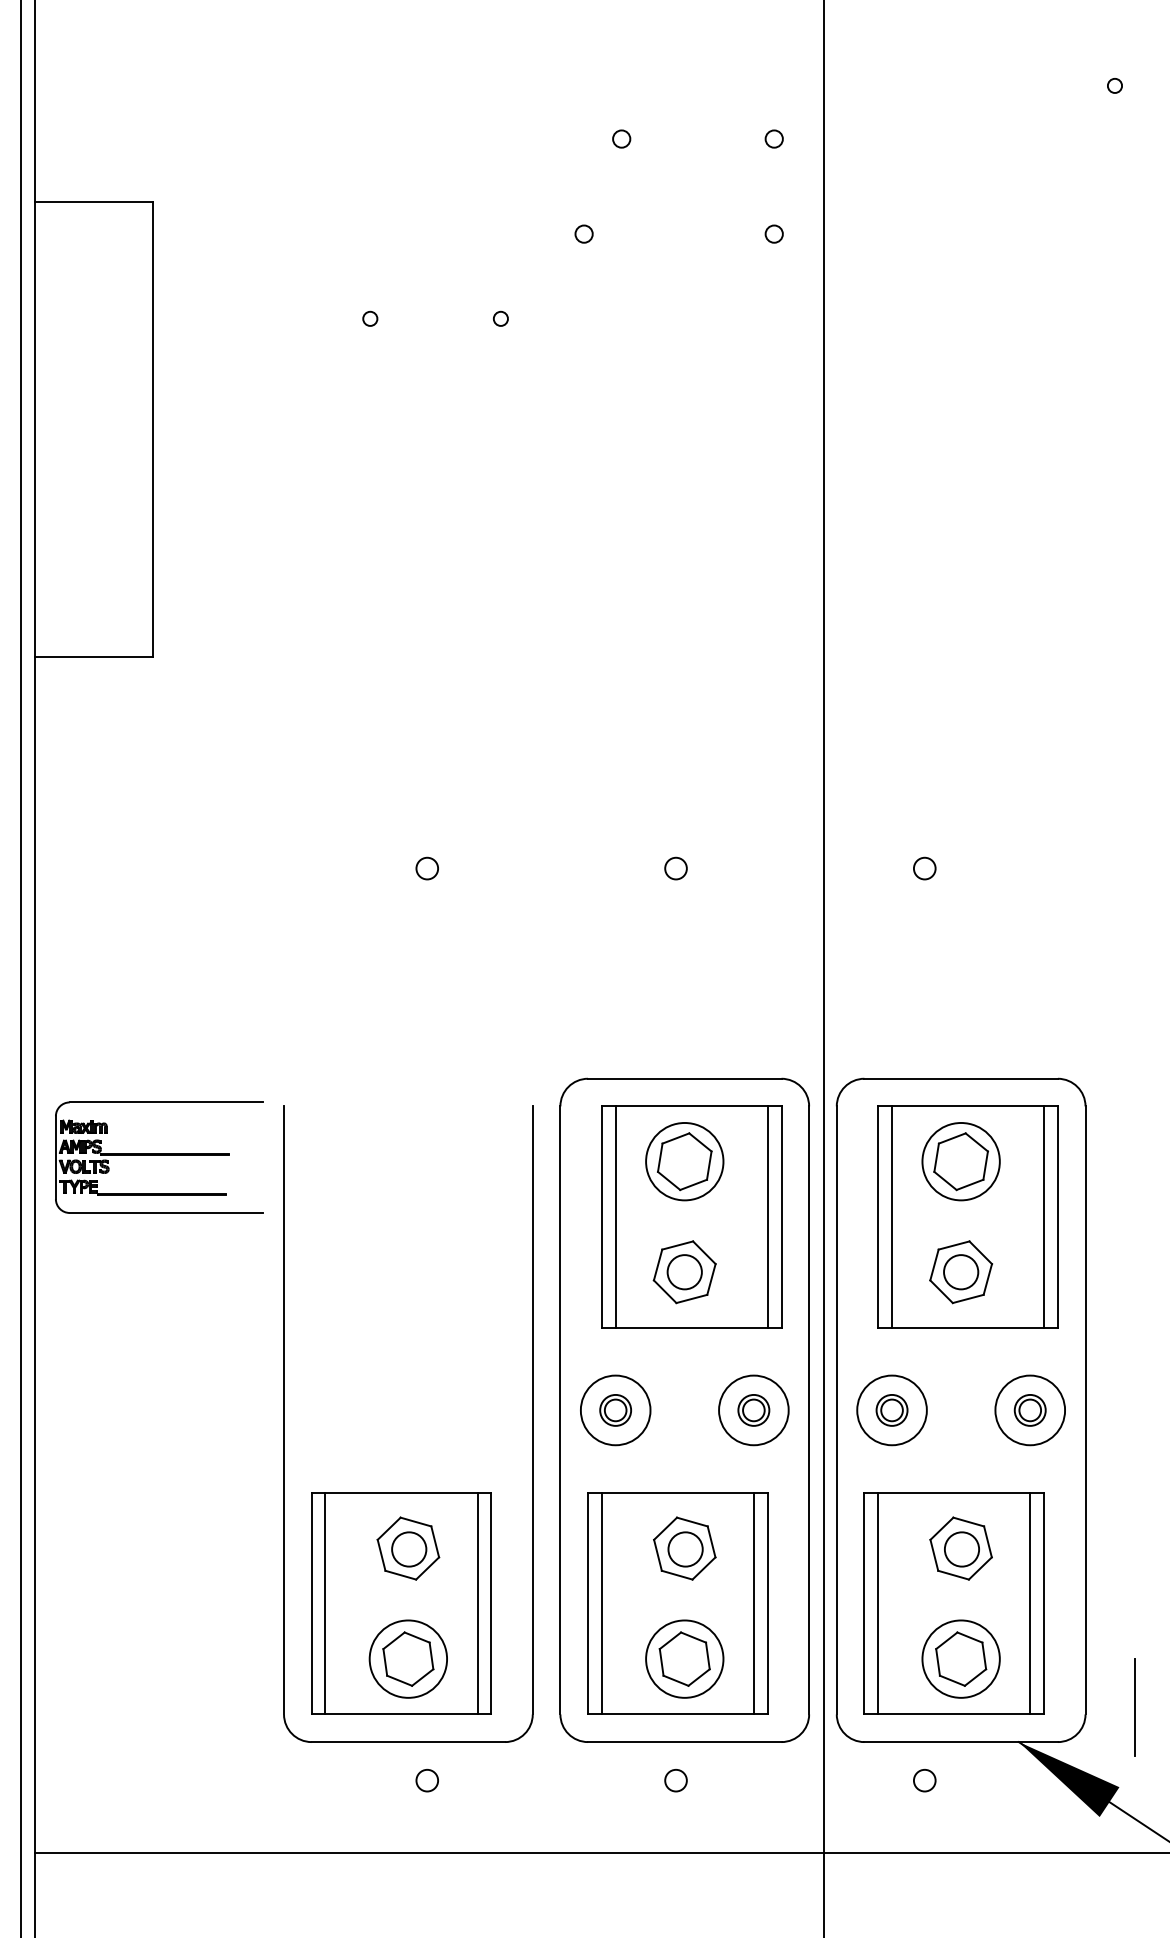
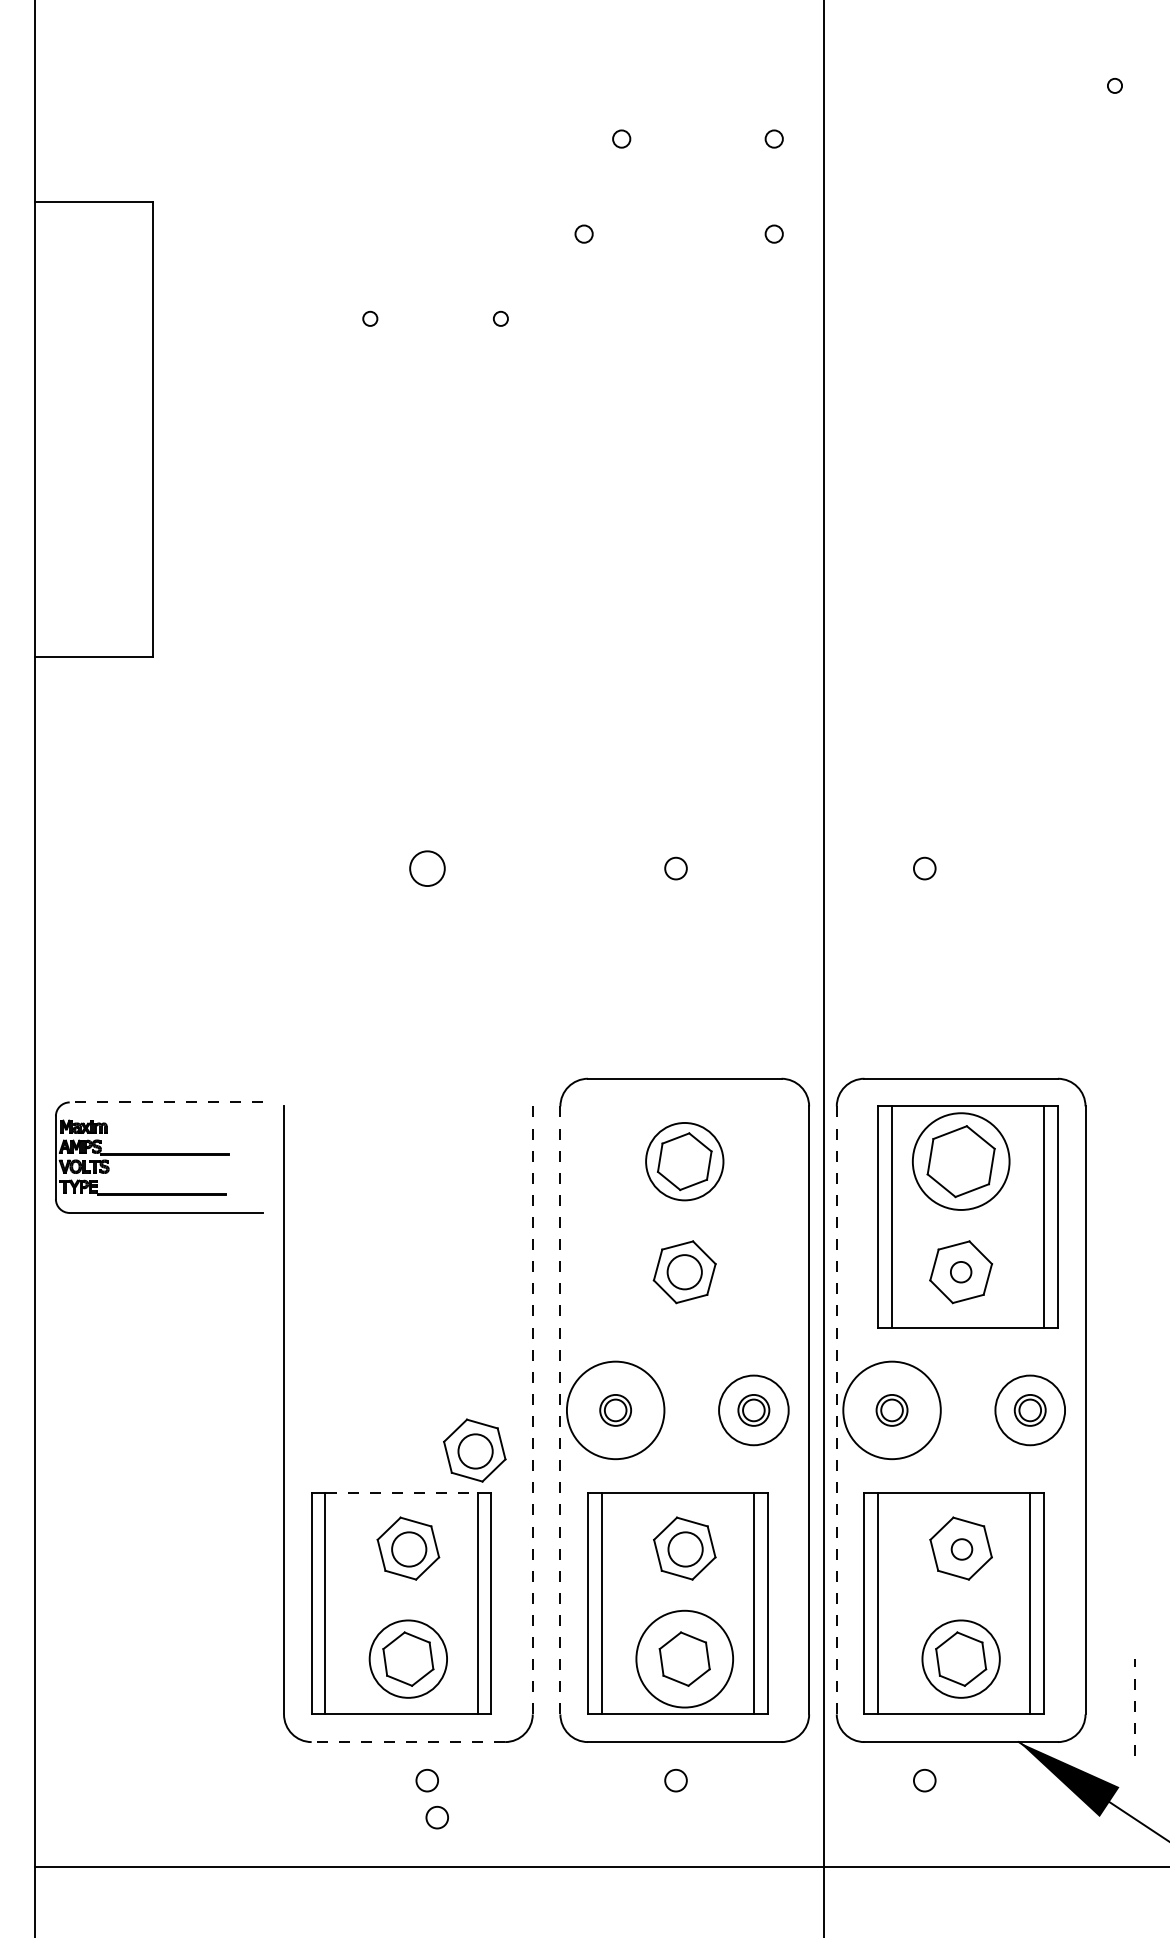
circle size: 24x25 px -> 37x37 px (427, 868)
line: present -> none (21, 968)
line: solid -> dashed (166, 1102)
part size: 80x80 px -> 99x99 px (961, 1161)
part: present -> none (691, 1216)
circle diameter: 34 px -> 21 px (960, 1271)
line: solid -> dashed (560, 1409)
line: solid -> dashed (836, 1409)
line: solid -> dashed (532, 1410)
circle diameter: 70 px -> 98 px (615, 1410)
circle diameter: 70 px -> 98 px (891, 1410)
part: none -> present (474, 1450)
line: solid -> dashed (401, 1493)
circle diameter: 34 px -> 21 px (961, 1549)
circle diameter: 77 px -> 97 px (684, 1658)
line: solid -> dashed (1134, 1707)
line: solid -> dashed (408, 1742)
circle: none -> present (436, 1817)
line position: (600, 1852) -> (600, 1866) (600, 1866)
